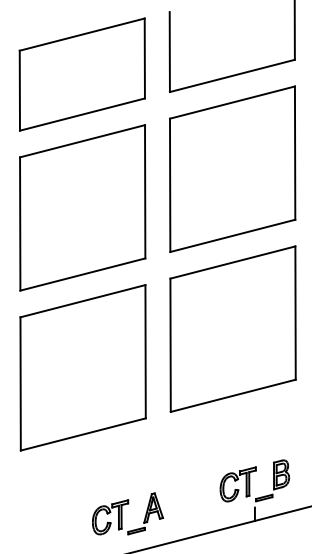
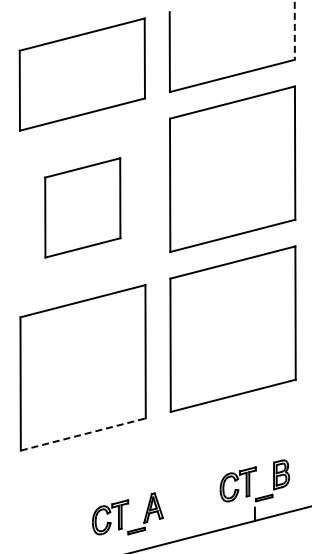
line: solid -> dashed (294, 30)
part size: 128x168 px -> 78x102 px (82, 207)
line: solid -> dashed (83, 434)
